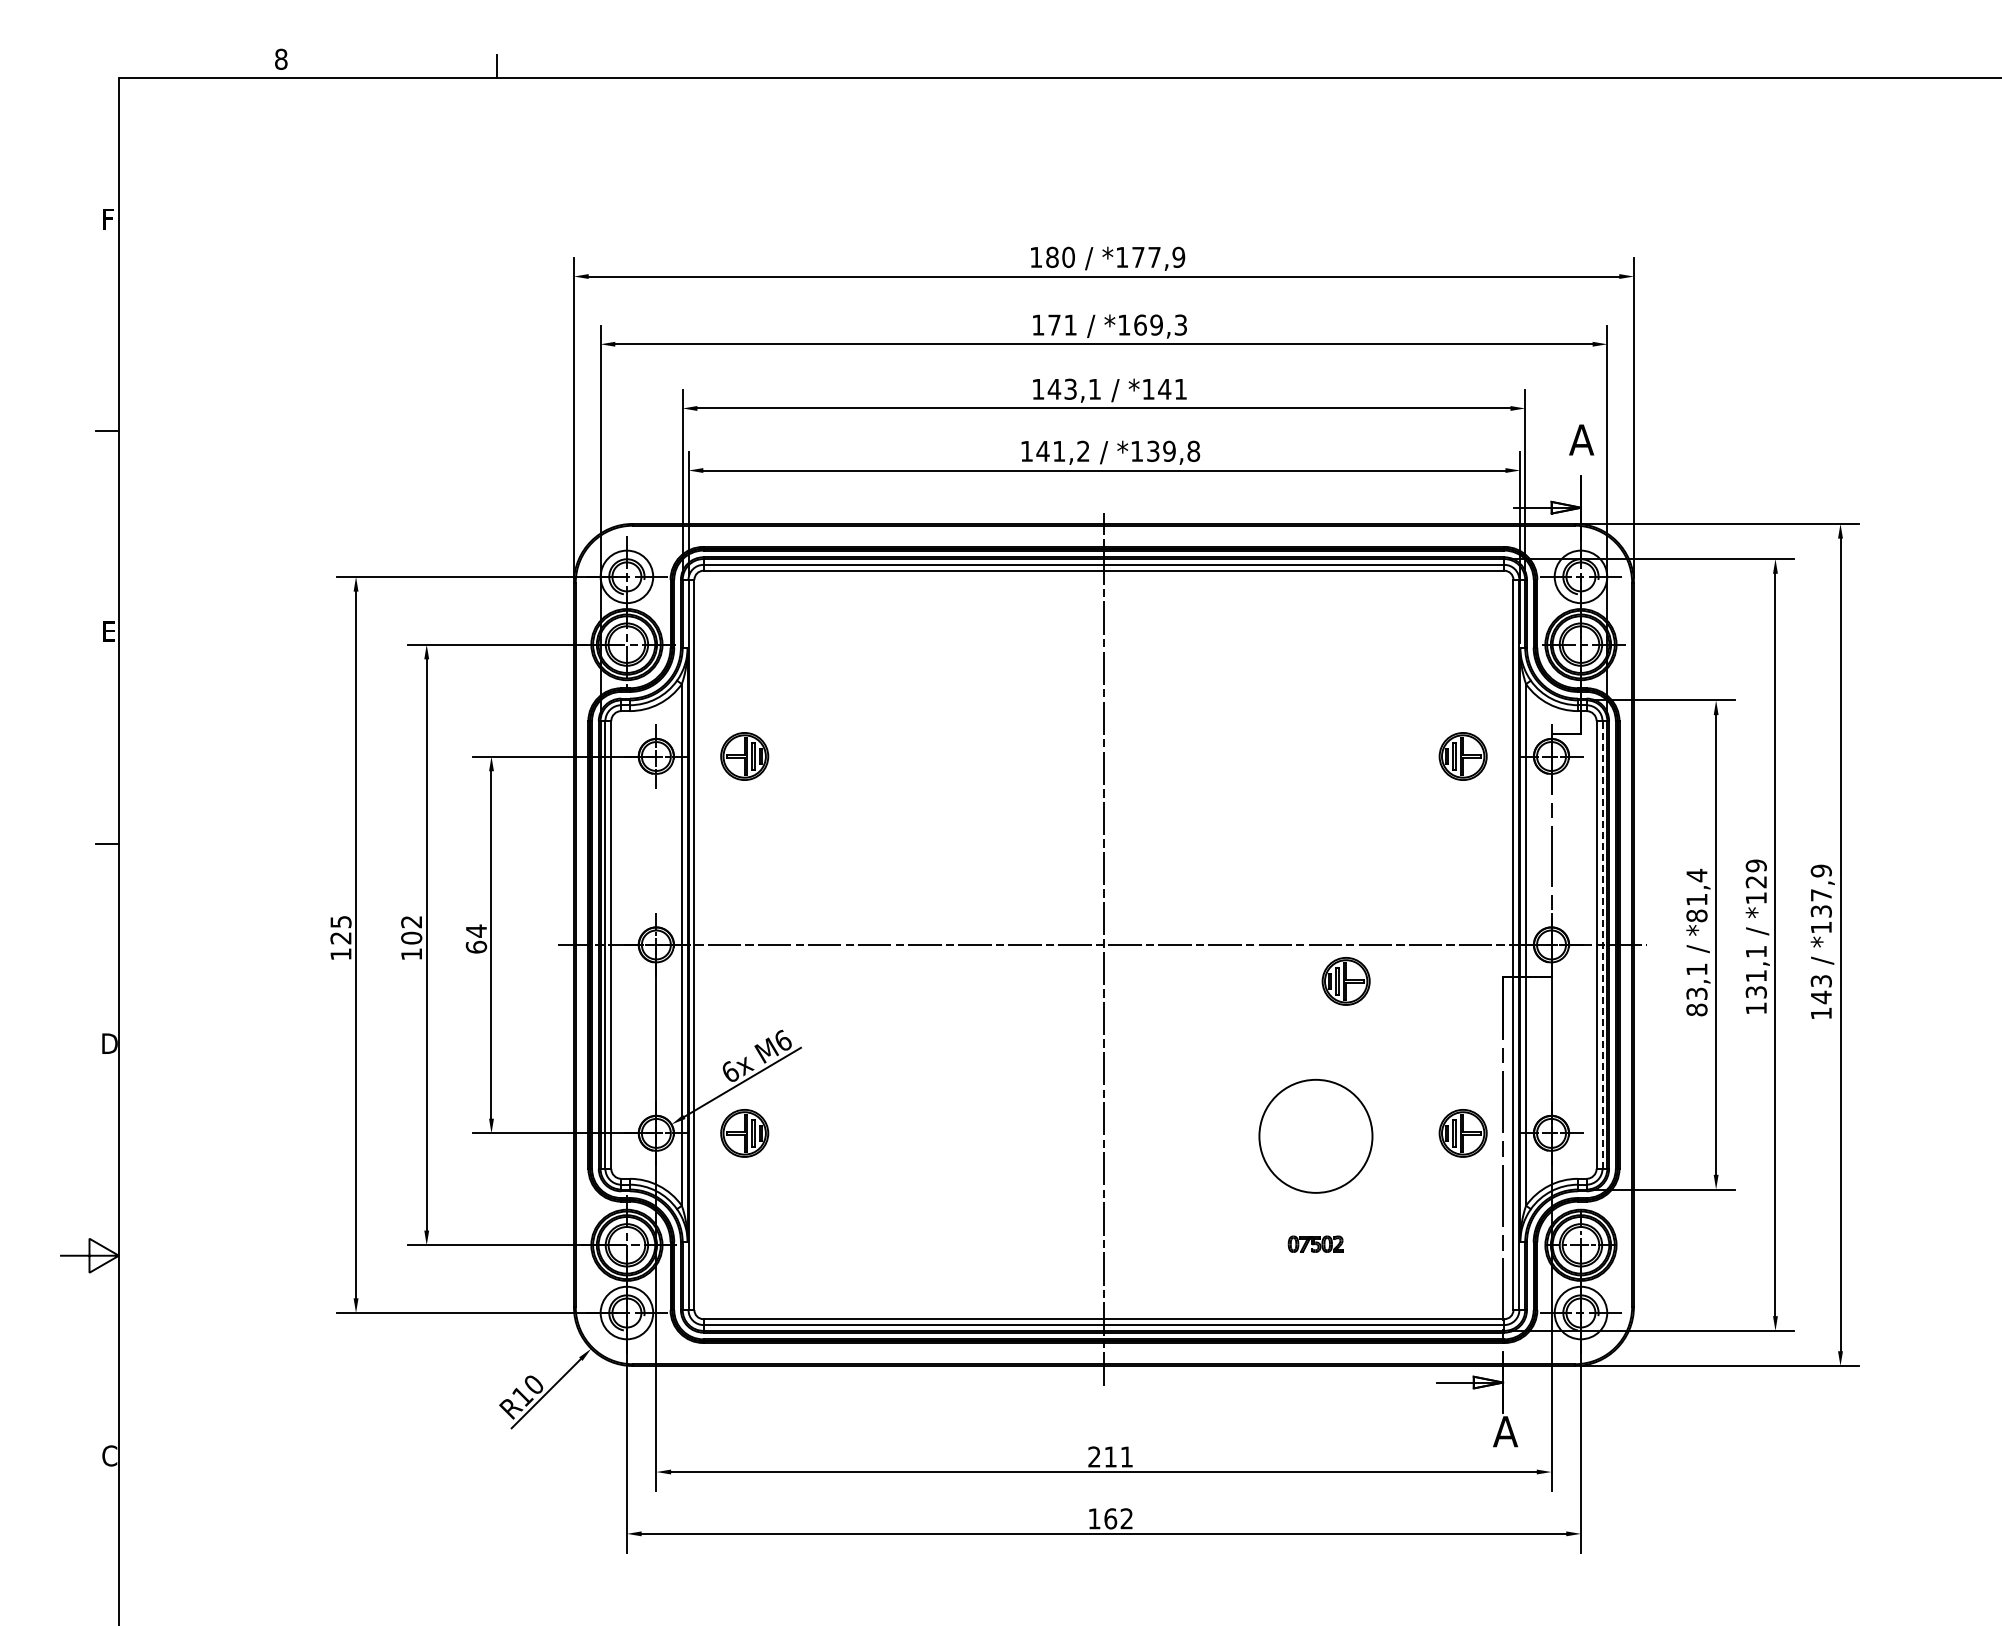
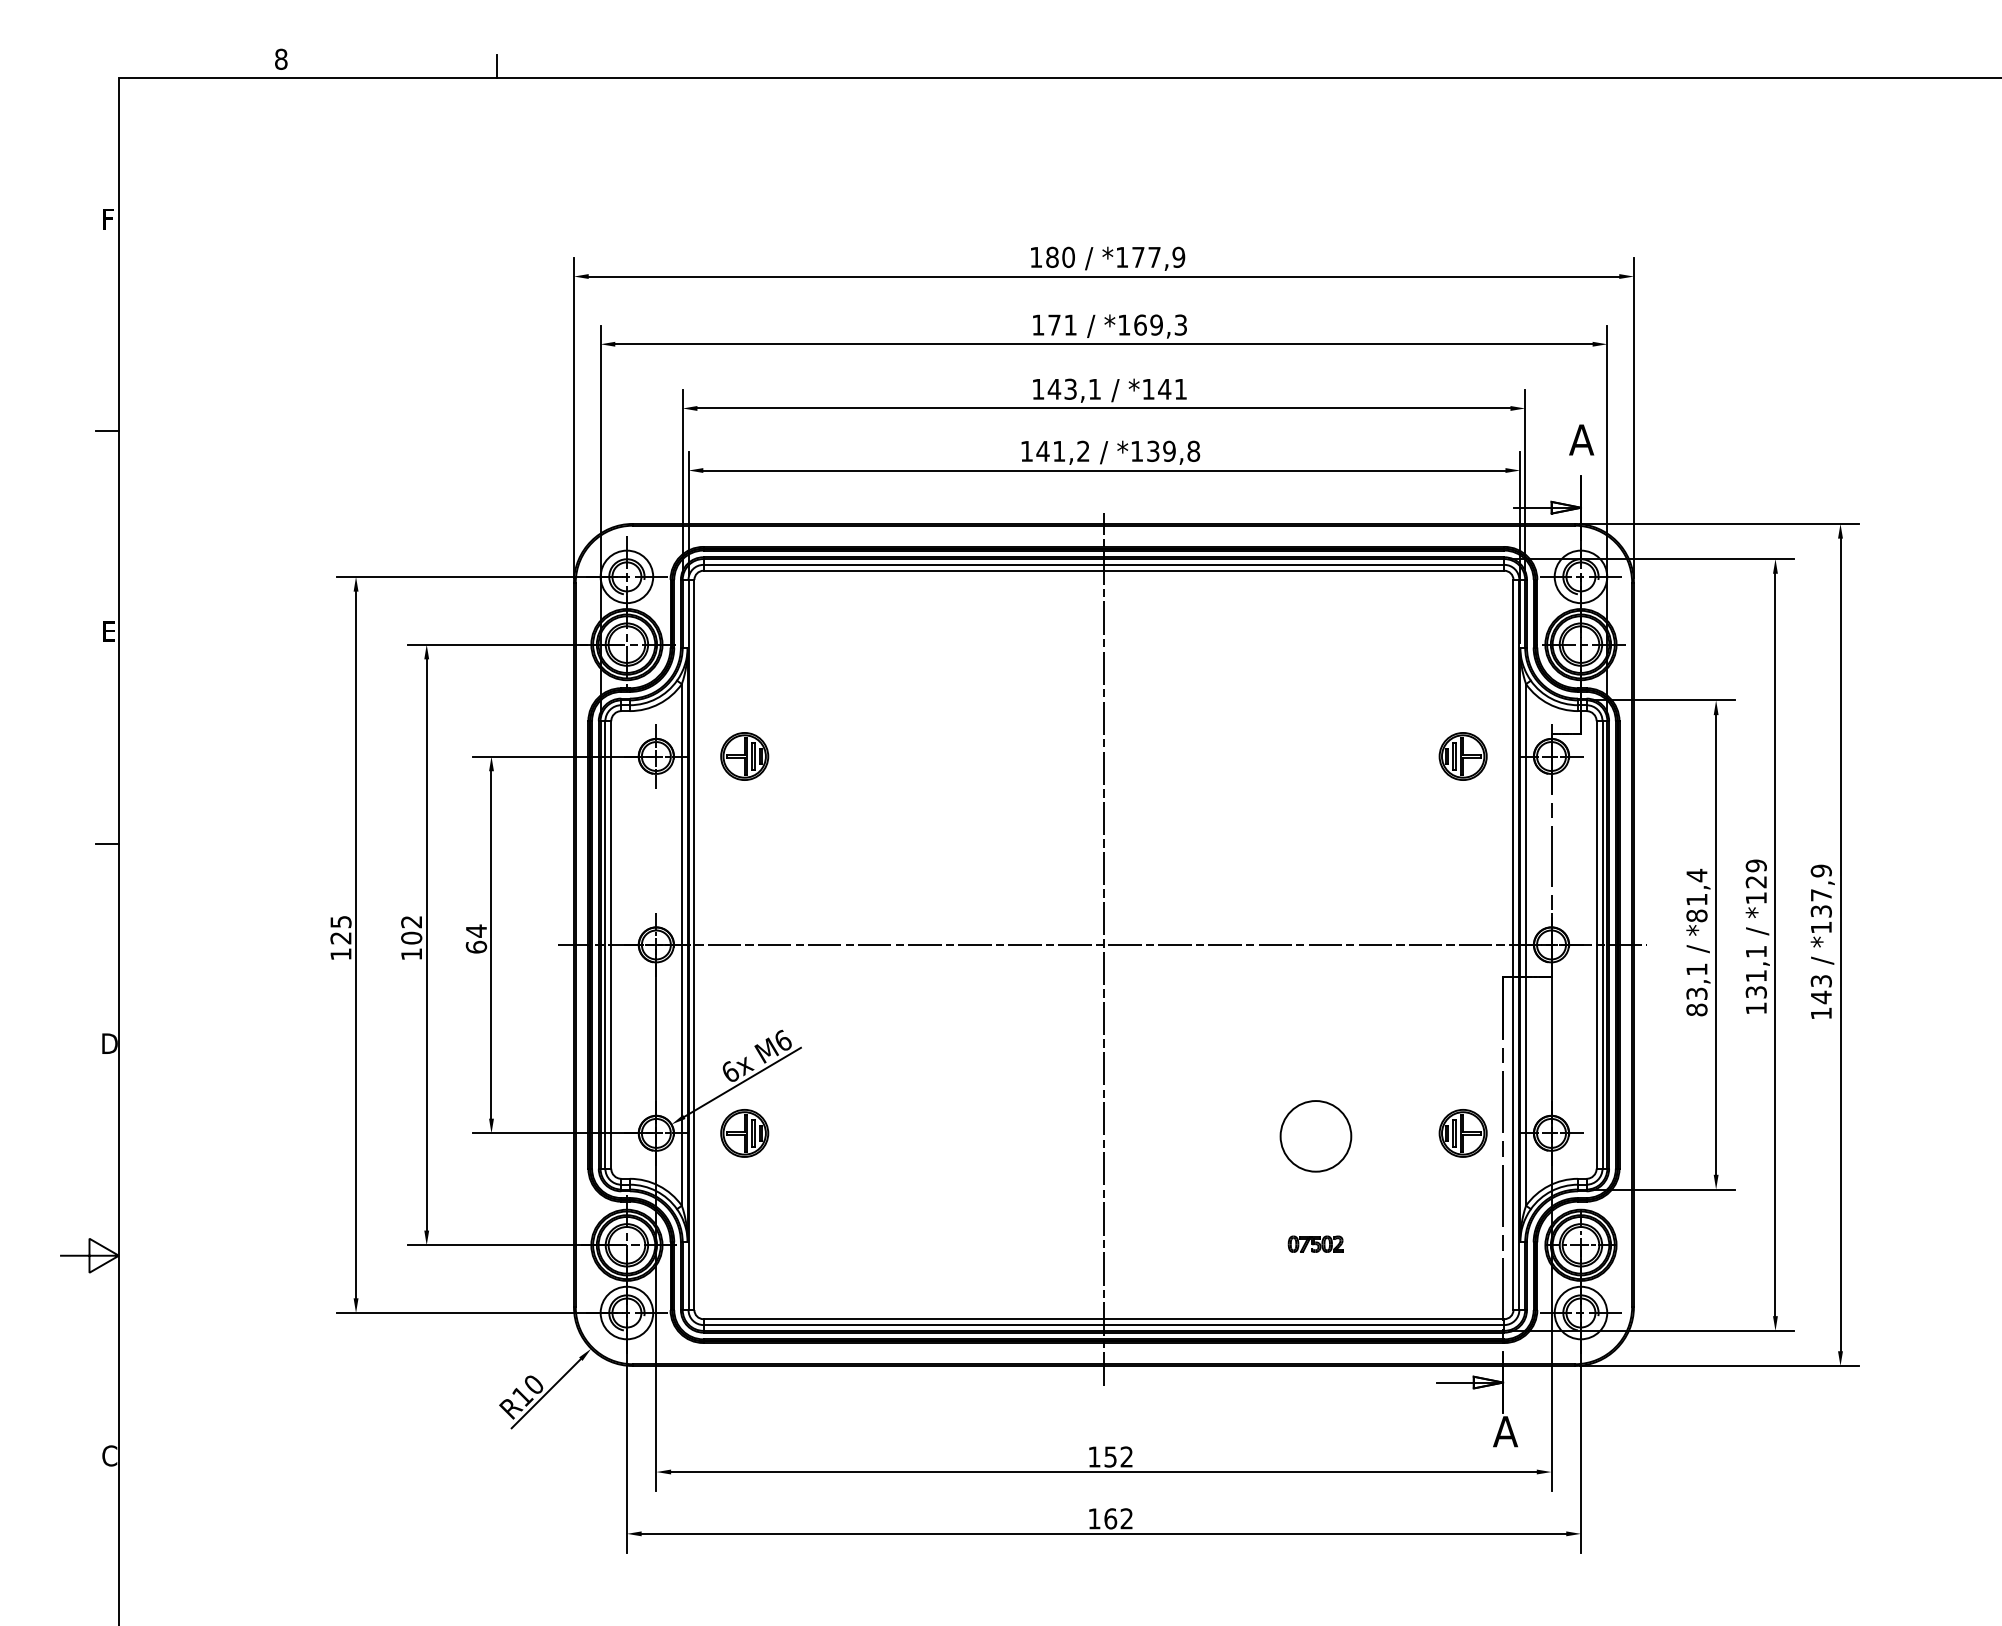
line: dashed -> solid (1602, 944)
part: present -> none (1345, 981)
circle diameter: 113 px -> 71 px (1315, 1136)
text: 211 -> 152 (1110, 1456)
